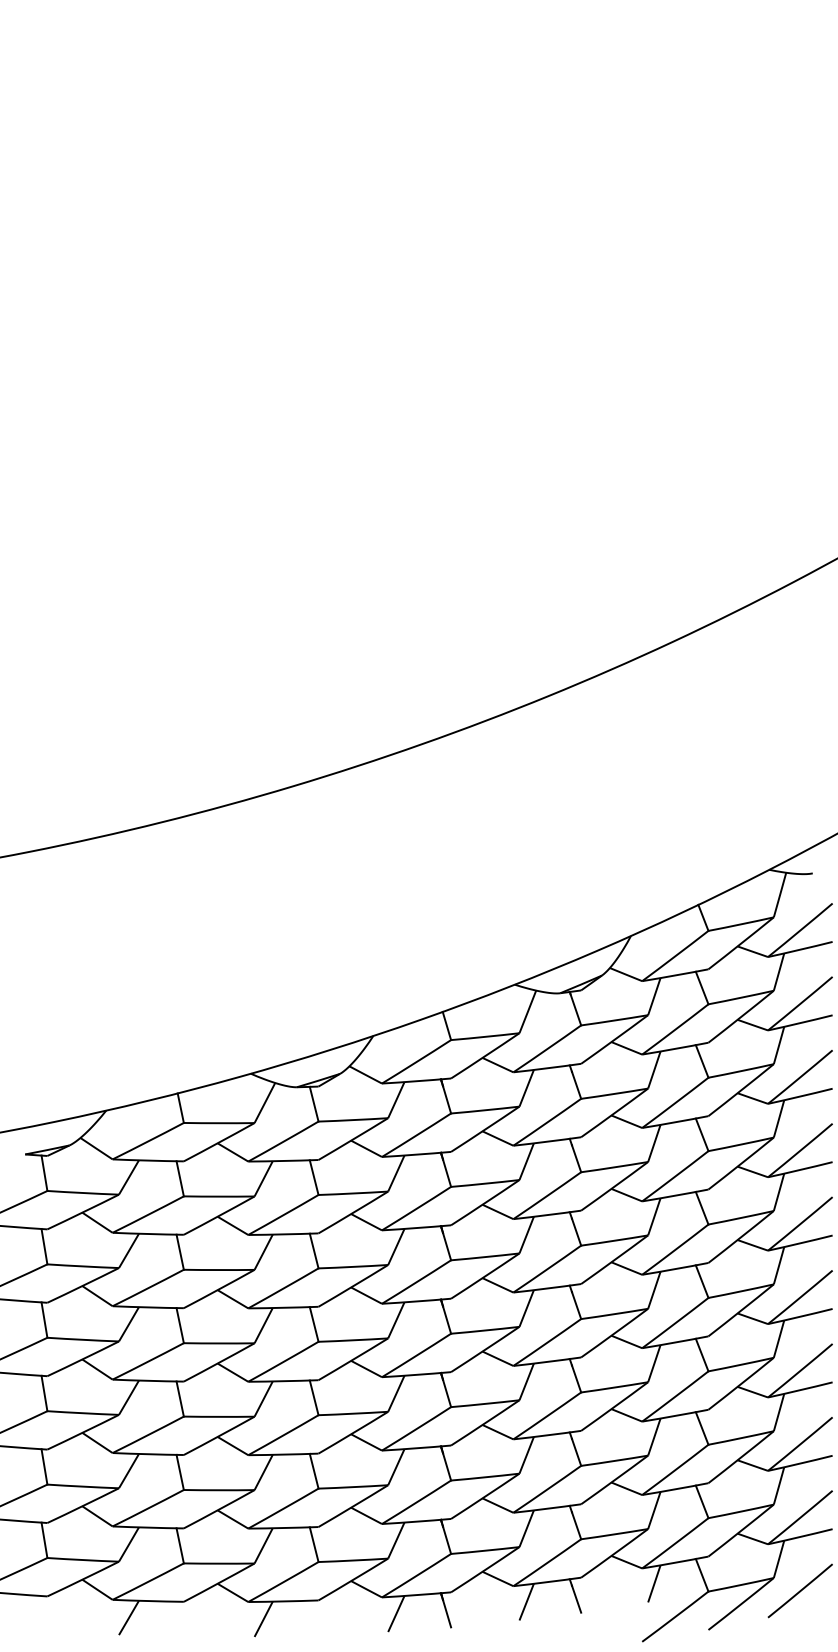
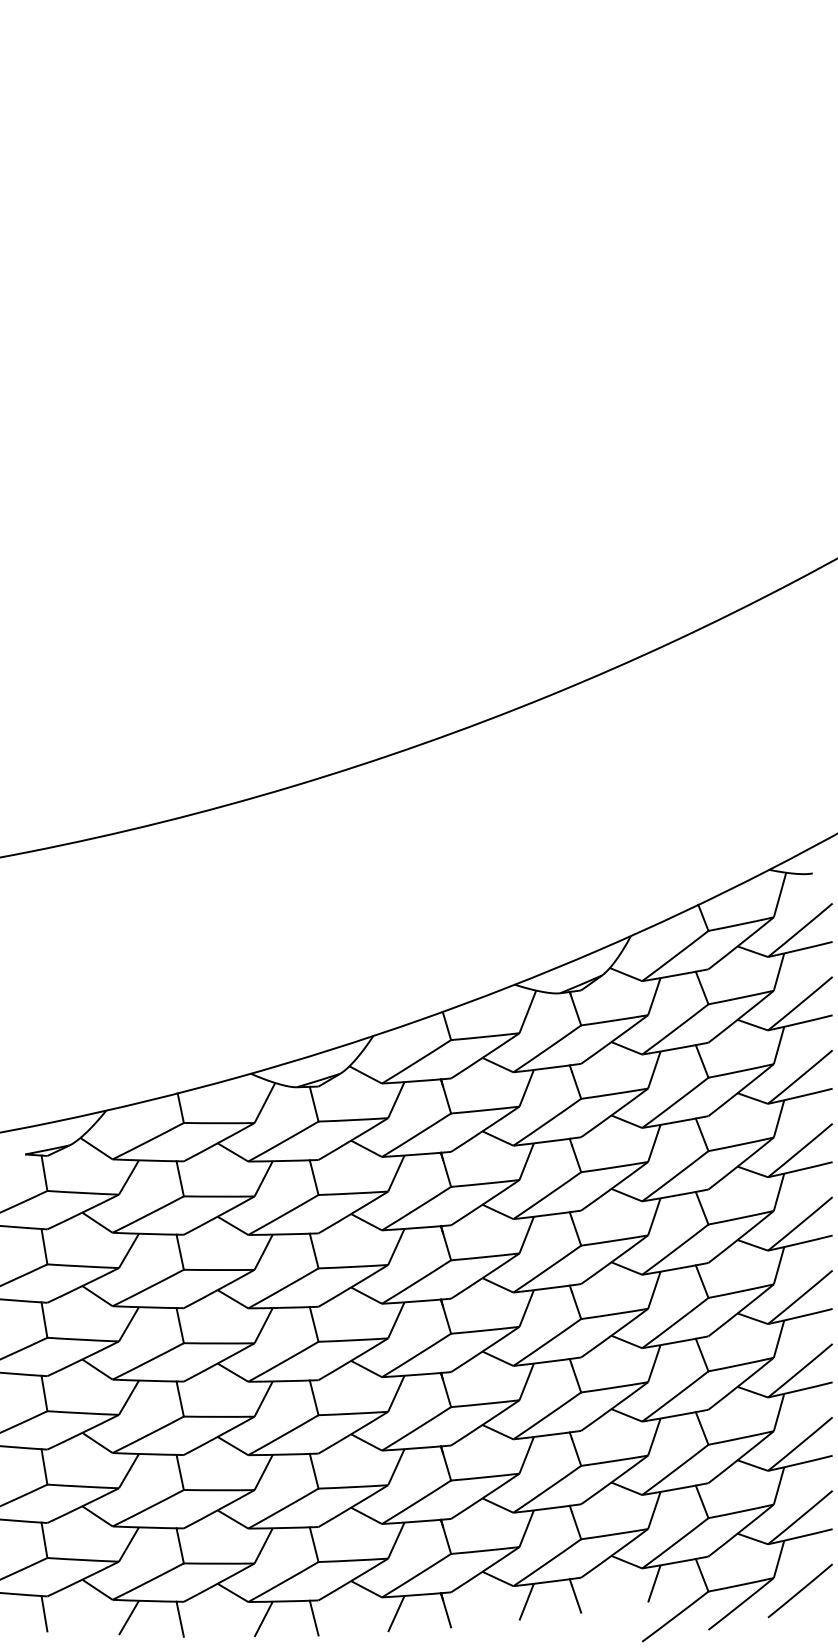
line: none -> present (44, 1613)
line: none -> present (313, 1617)
line: none -> present (179, 1618)
